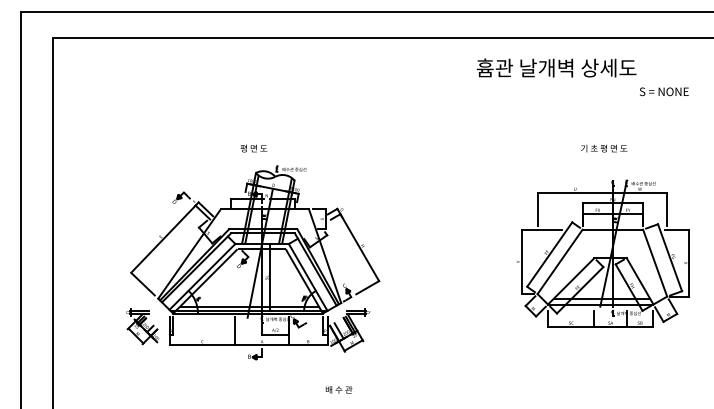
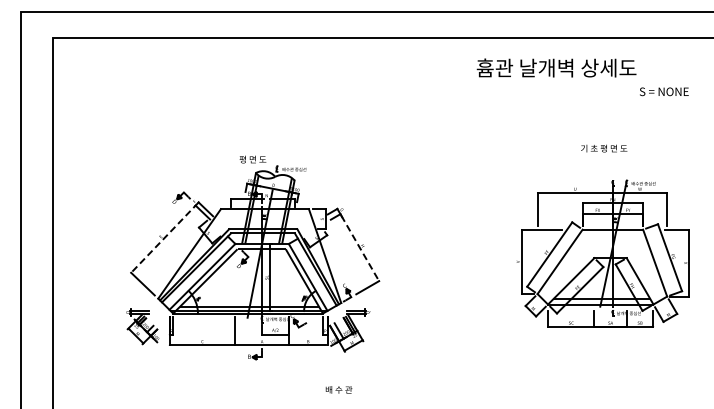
text position: (253, 148) -> (252, 159) (252, 159)
line: solid -> dashed (164, 238)
line: solid -> dashed (360, 248)
